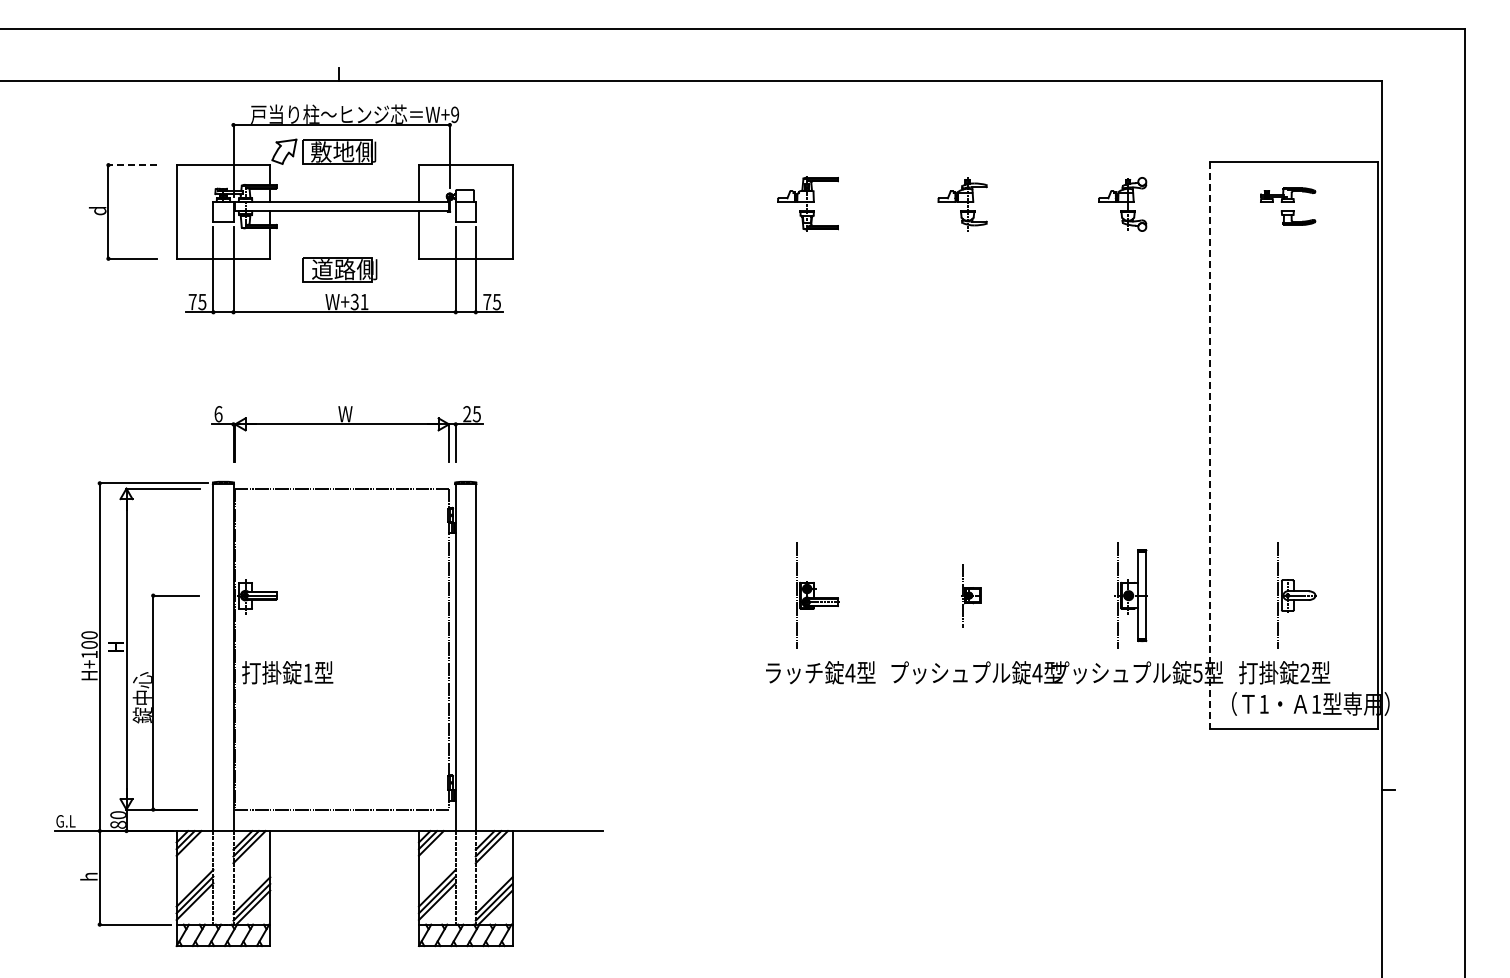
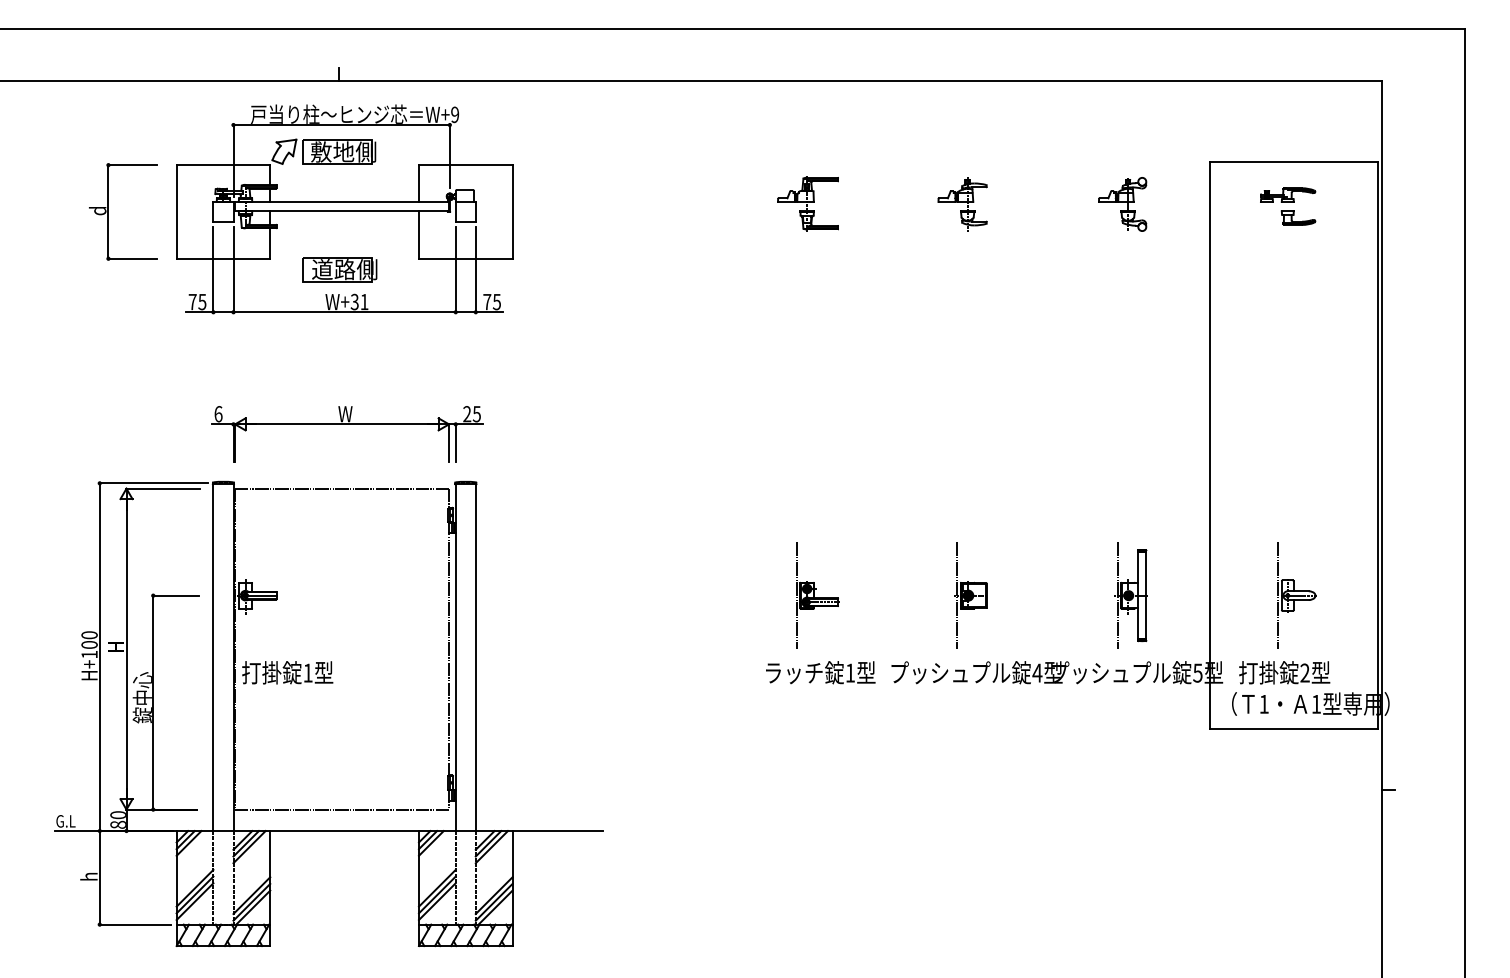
line: dashed -> solid (131, 165)
line: dashed -> solid (1209, 445)
part size: 21x64 px -> 34x107 px (970, 595)
text: 4 -> 1 (850, 672)
